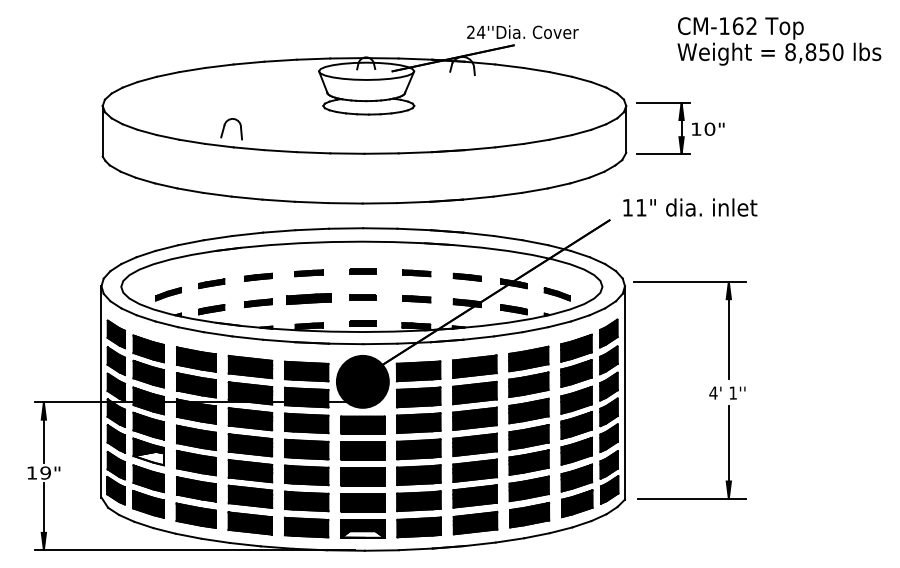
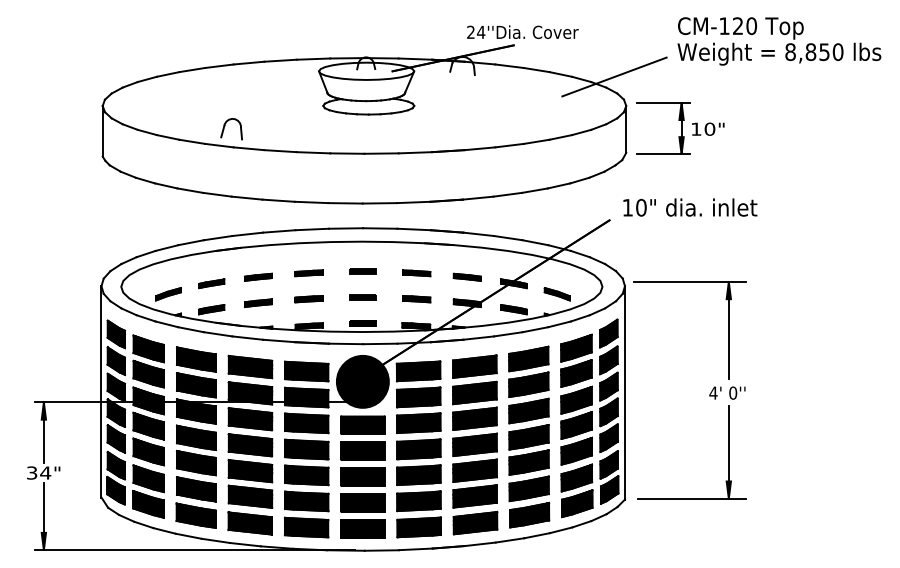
text: CM-162 -> CM-120 (744, 26)
line: none -> present (614, 76)
text: 11" -> 10" (641, 207)
part size: 46x12 px -> 30x9 px (308, 299)
text: 1'' -> 0'' (733, 392)
fill: none -> present (148, 458)
text: 19" -> 34" (39, 472)
fill: none -> present (362, 534)
